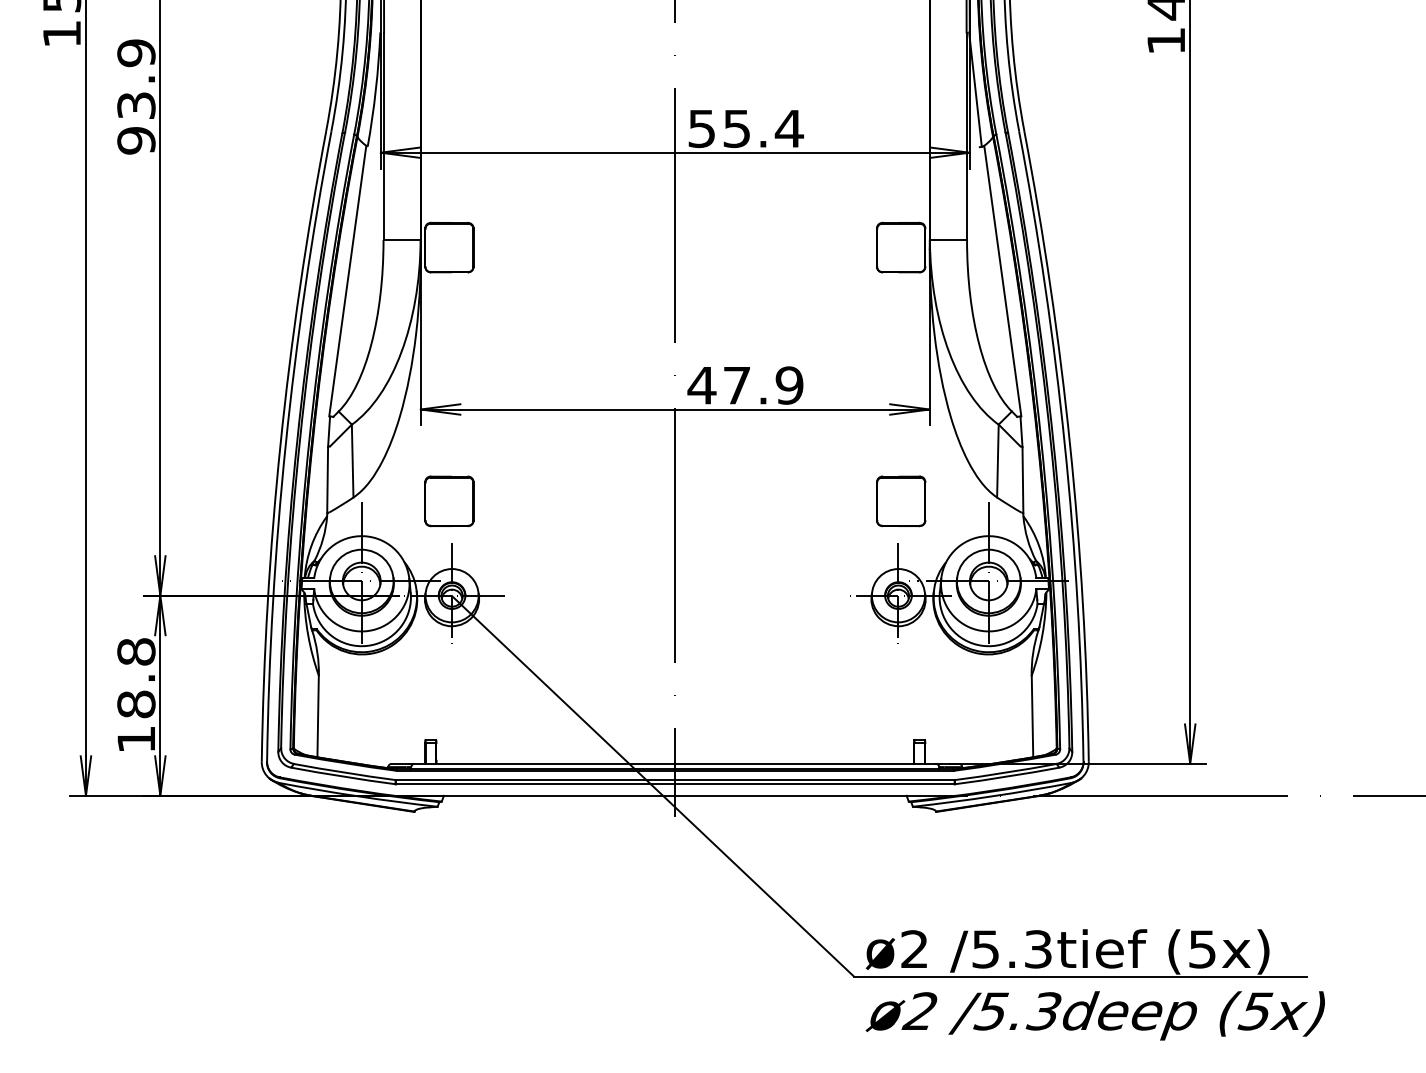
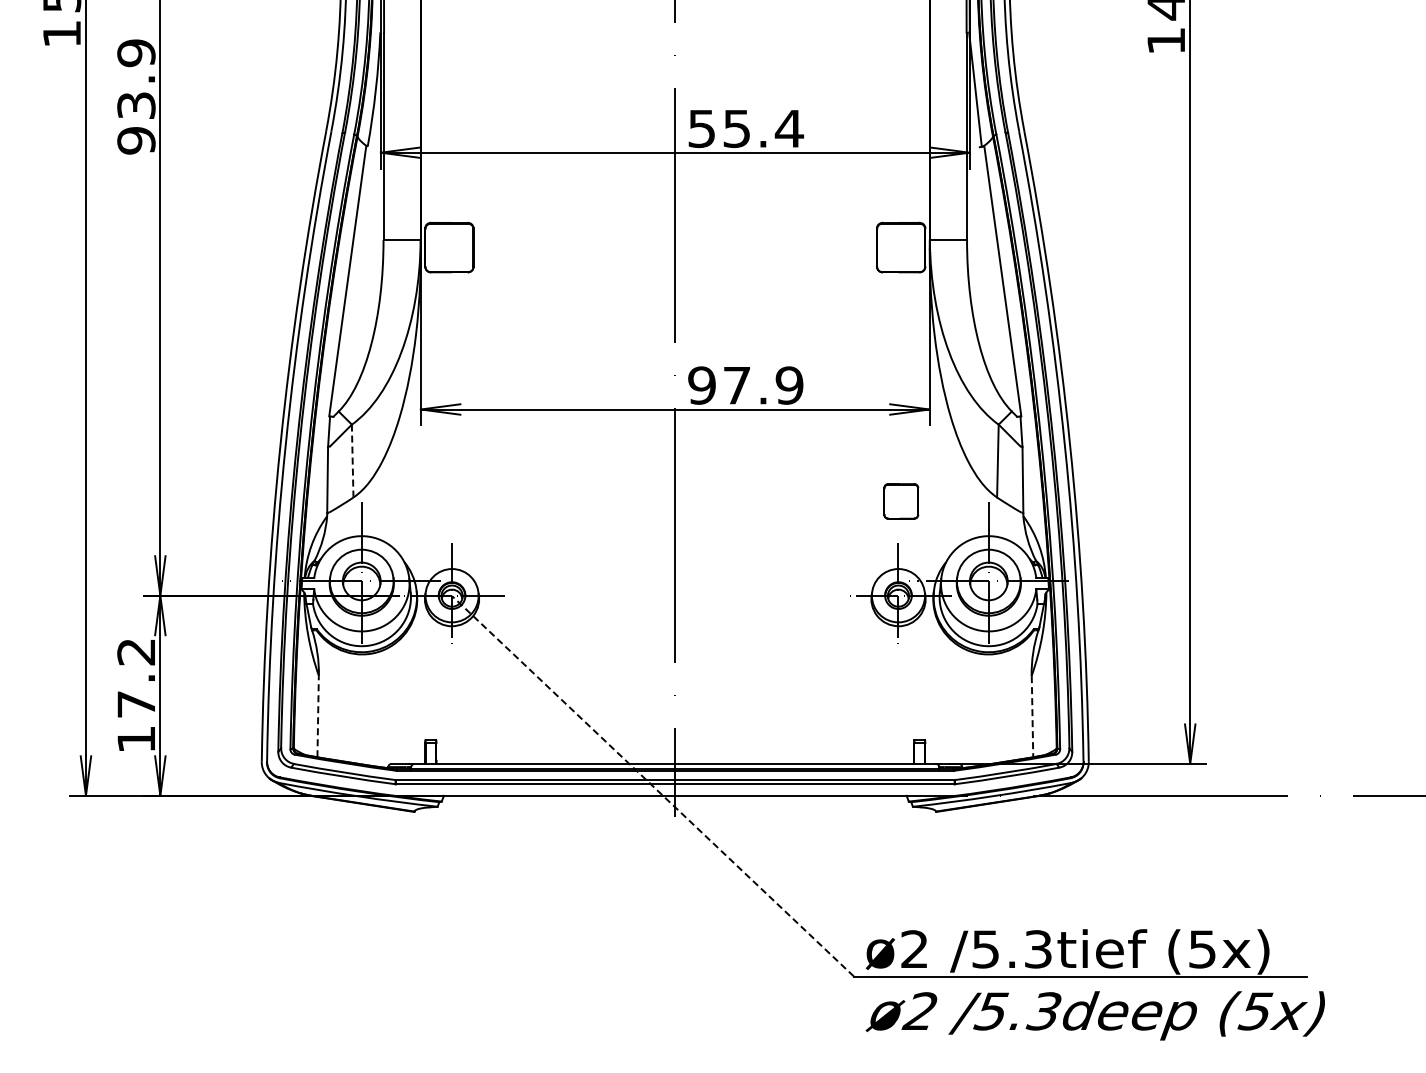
text: 47.9 -> 97.9 (701, 385)
line: solid -> dashed (352, 461)
part: present -> none (449, 501)
part size: 51x53 px -> 37x37 px (901, 501)
text: 18.8 -> 17.2 (136, 678)
line: solid -> dashed (318, 716)
line: solid -> dashed (1032, 716)
line: solid -> dashed (653, 786)
